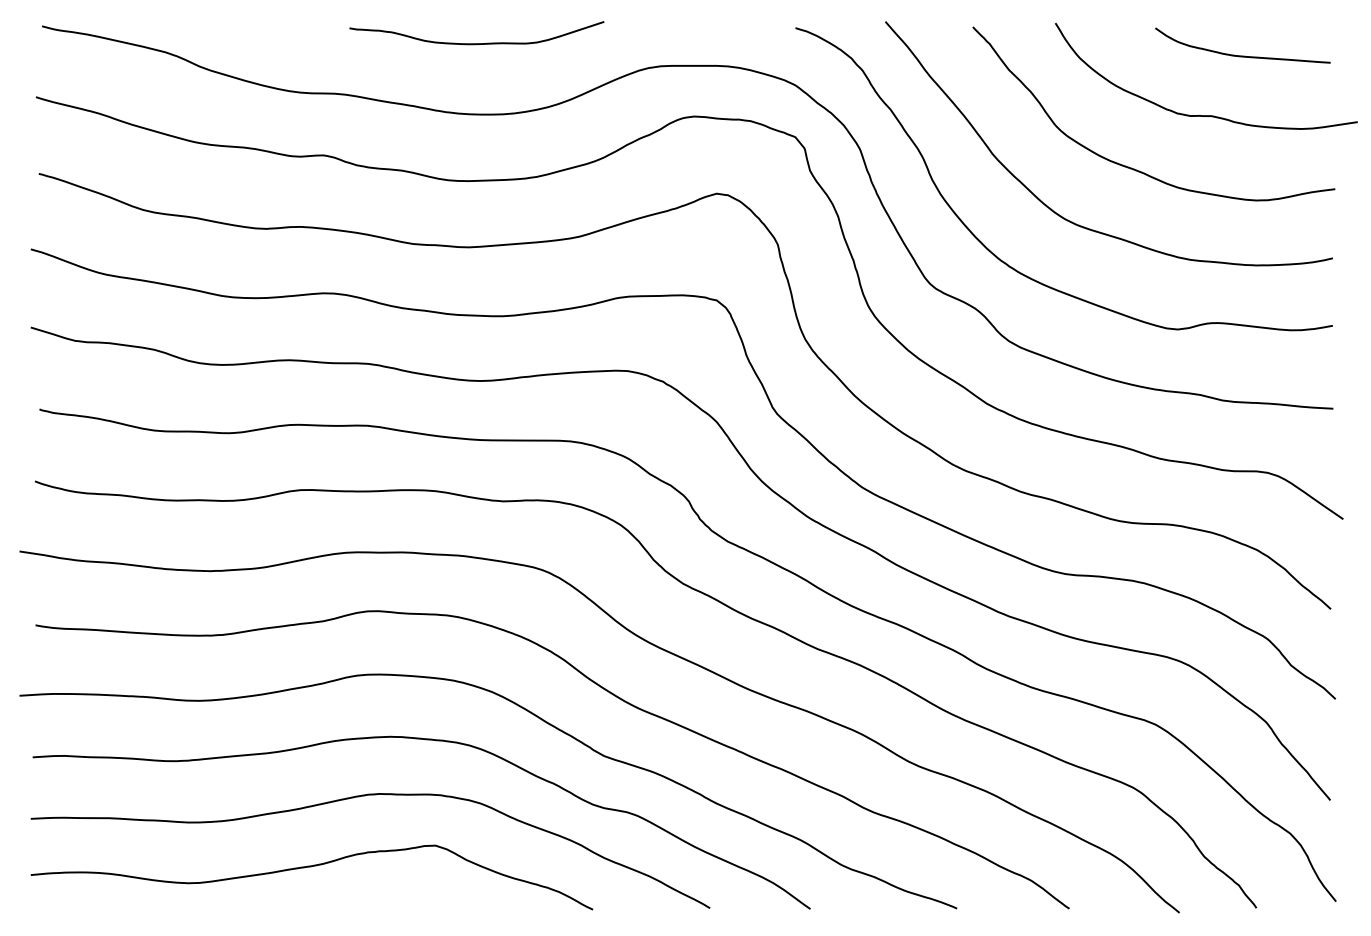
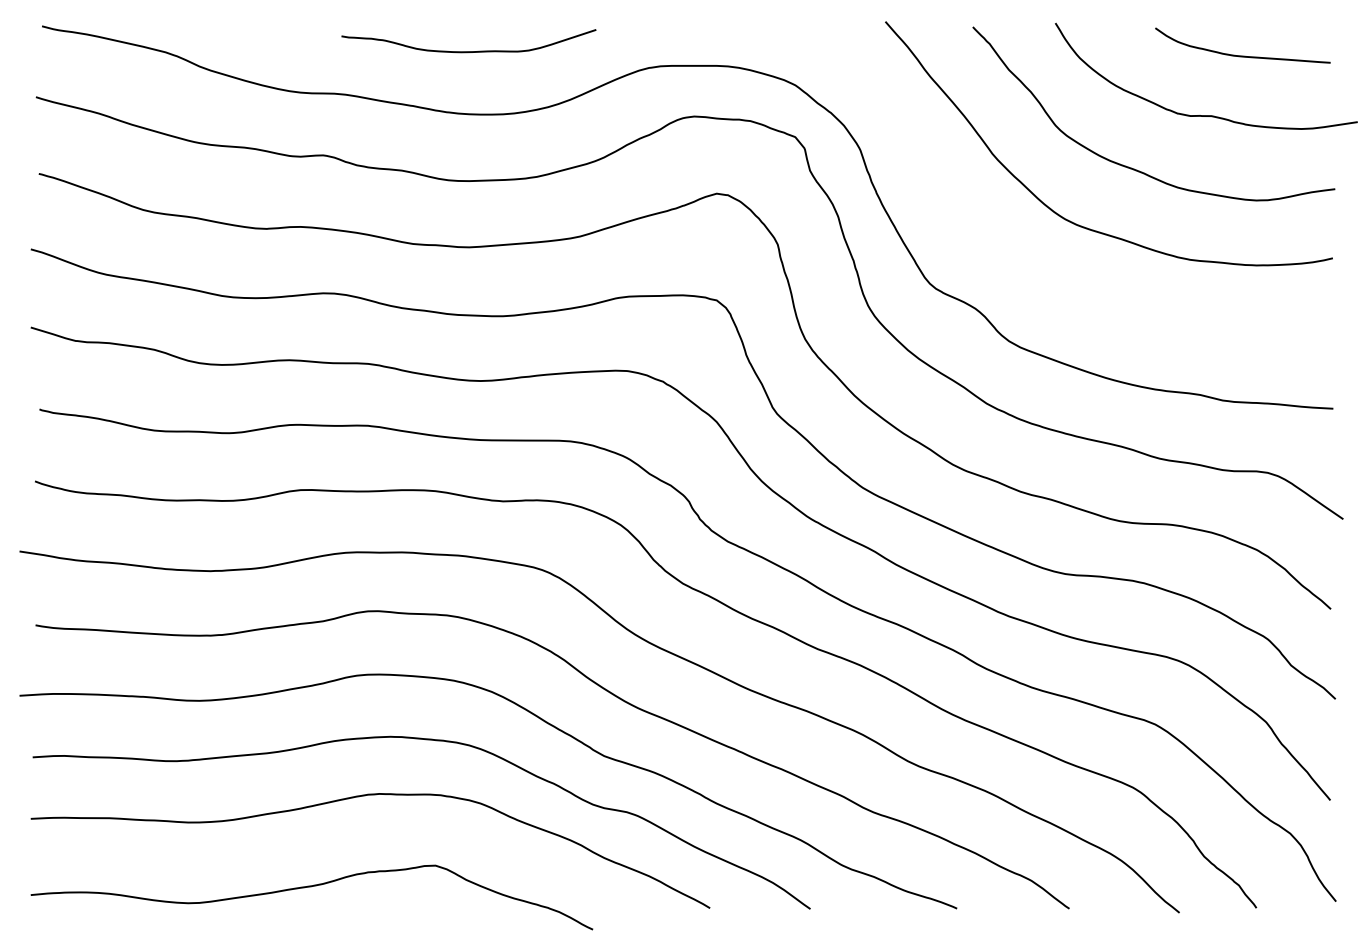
curve position: (476, 43) -> (468, 51) (468, 51)
curve: present -> none (1007, 263)
curve position: (311, 867) -> (311, 887) (311, 887)
